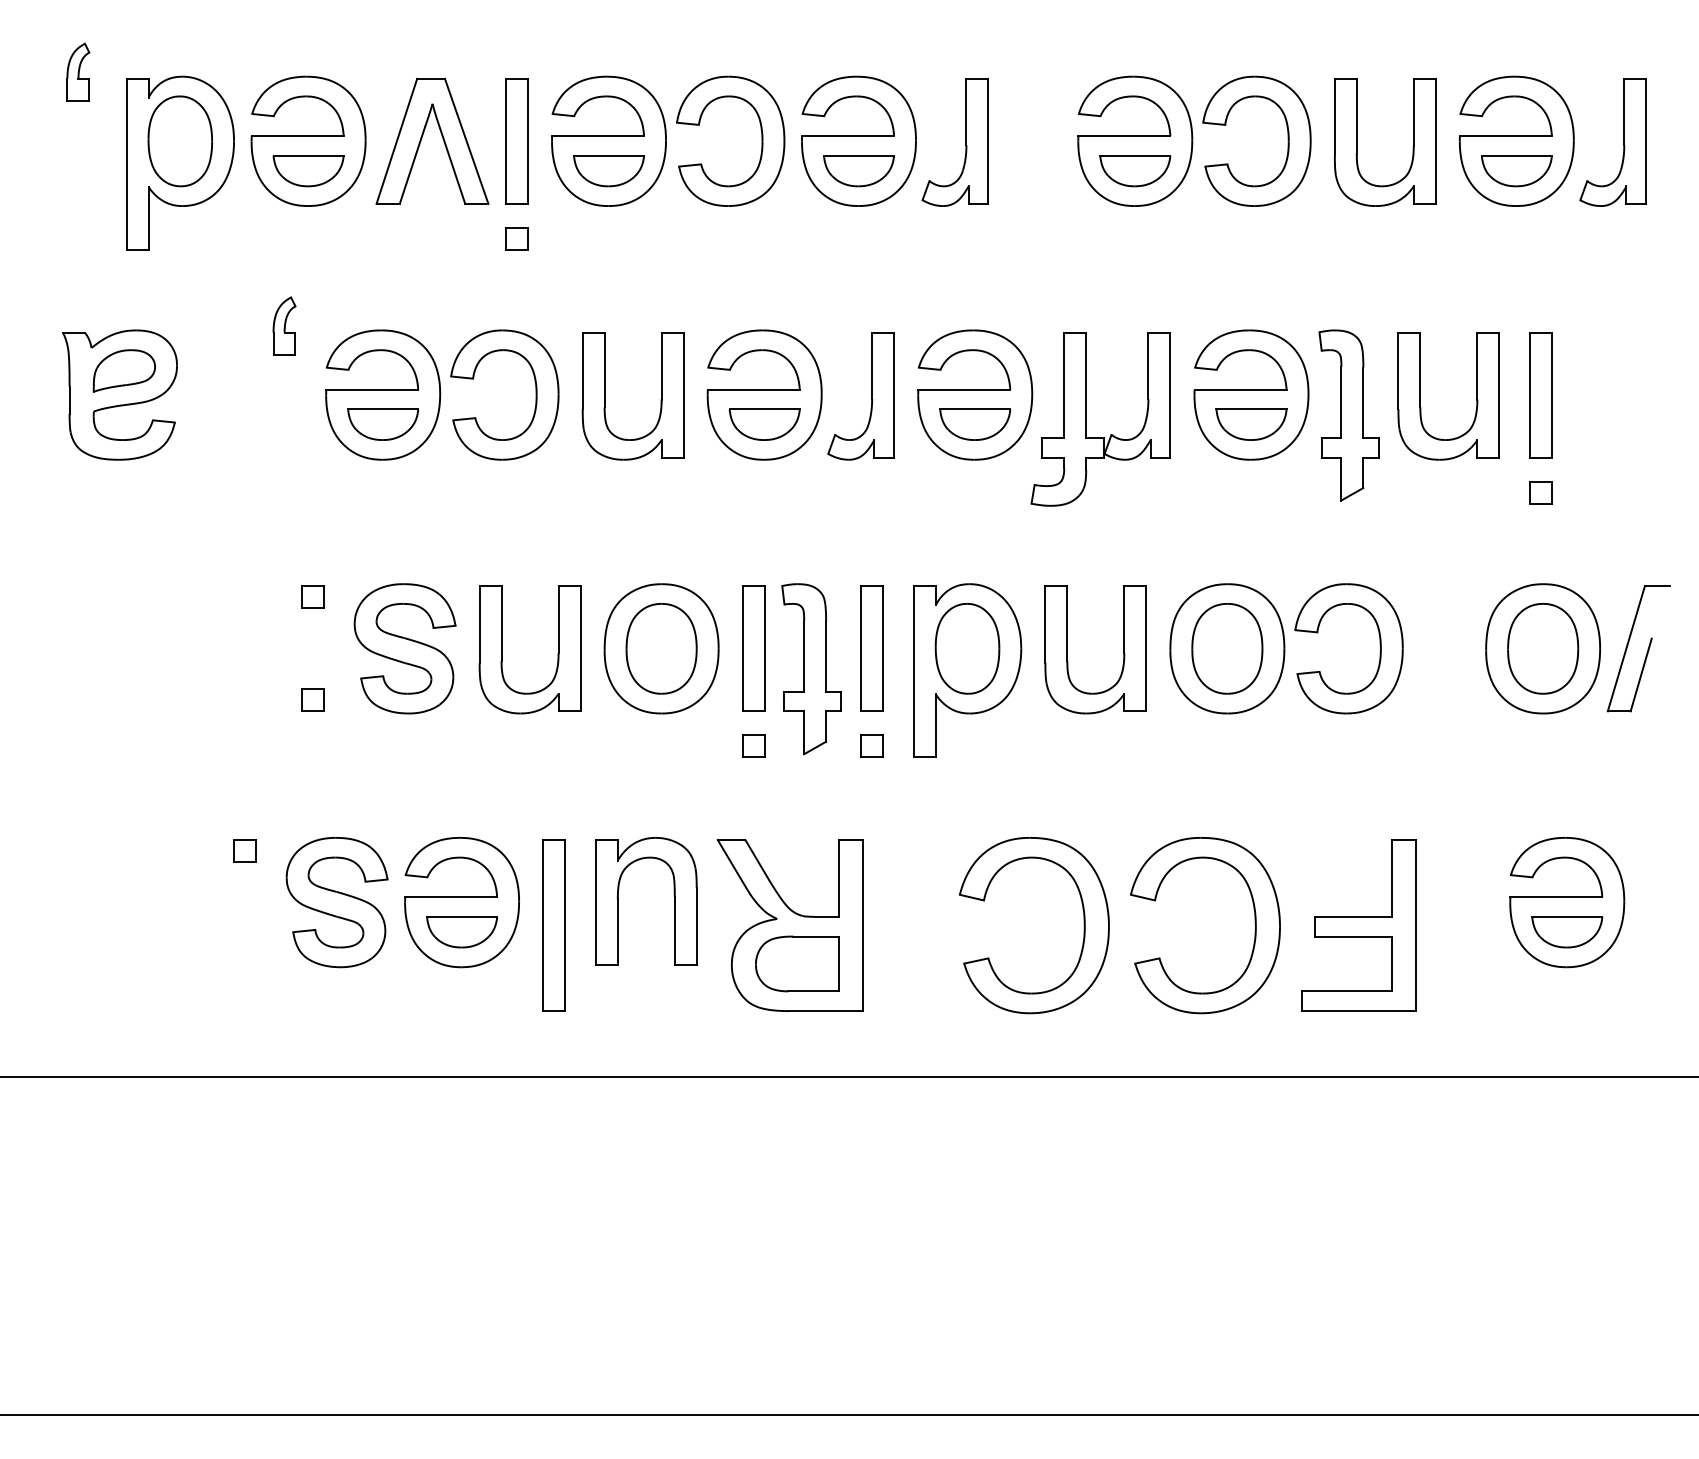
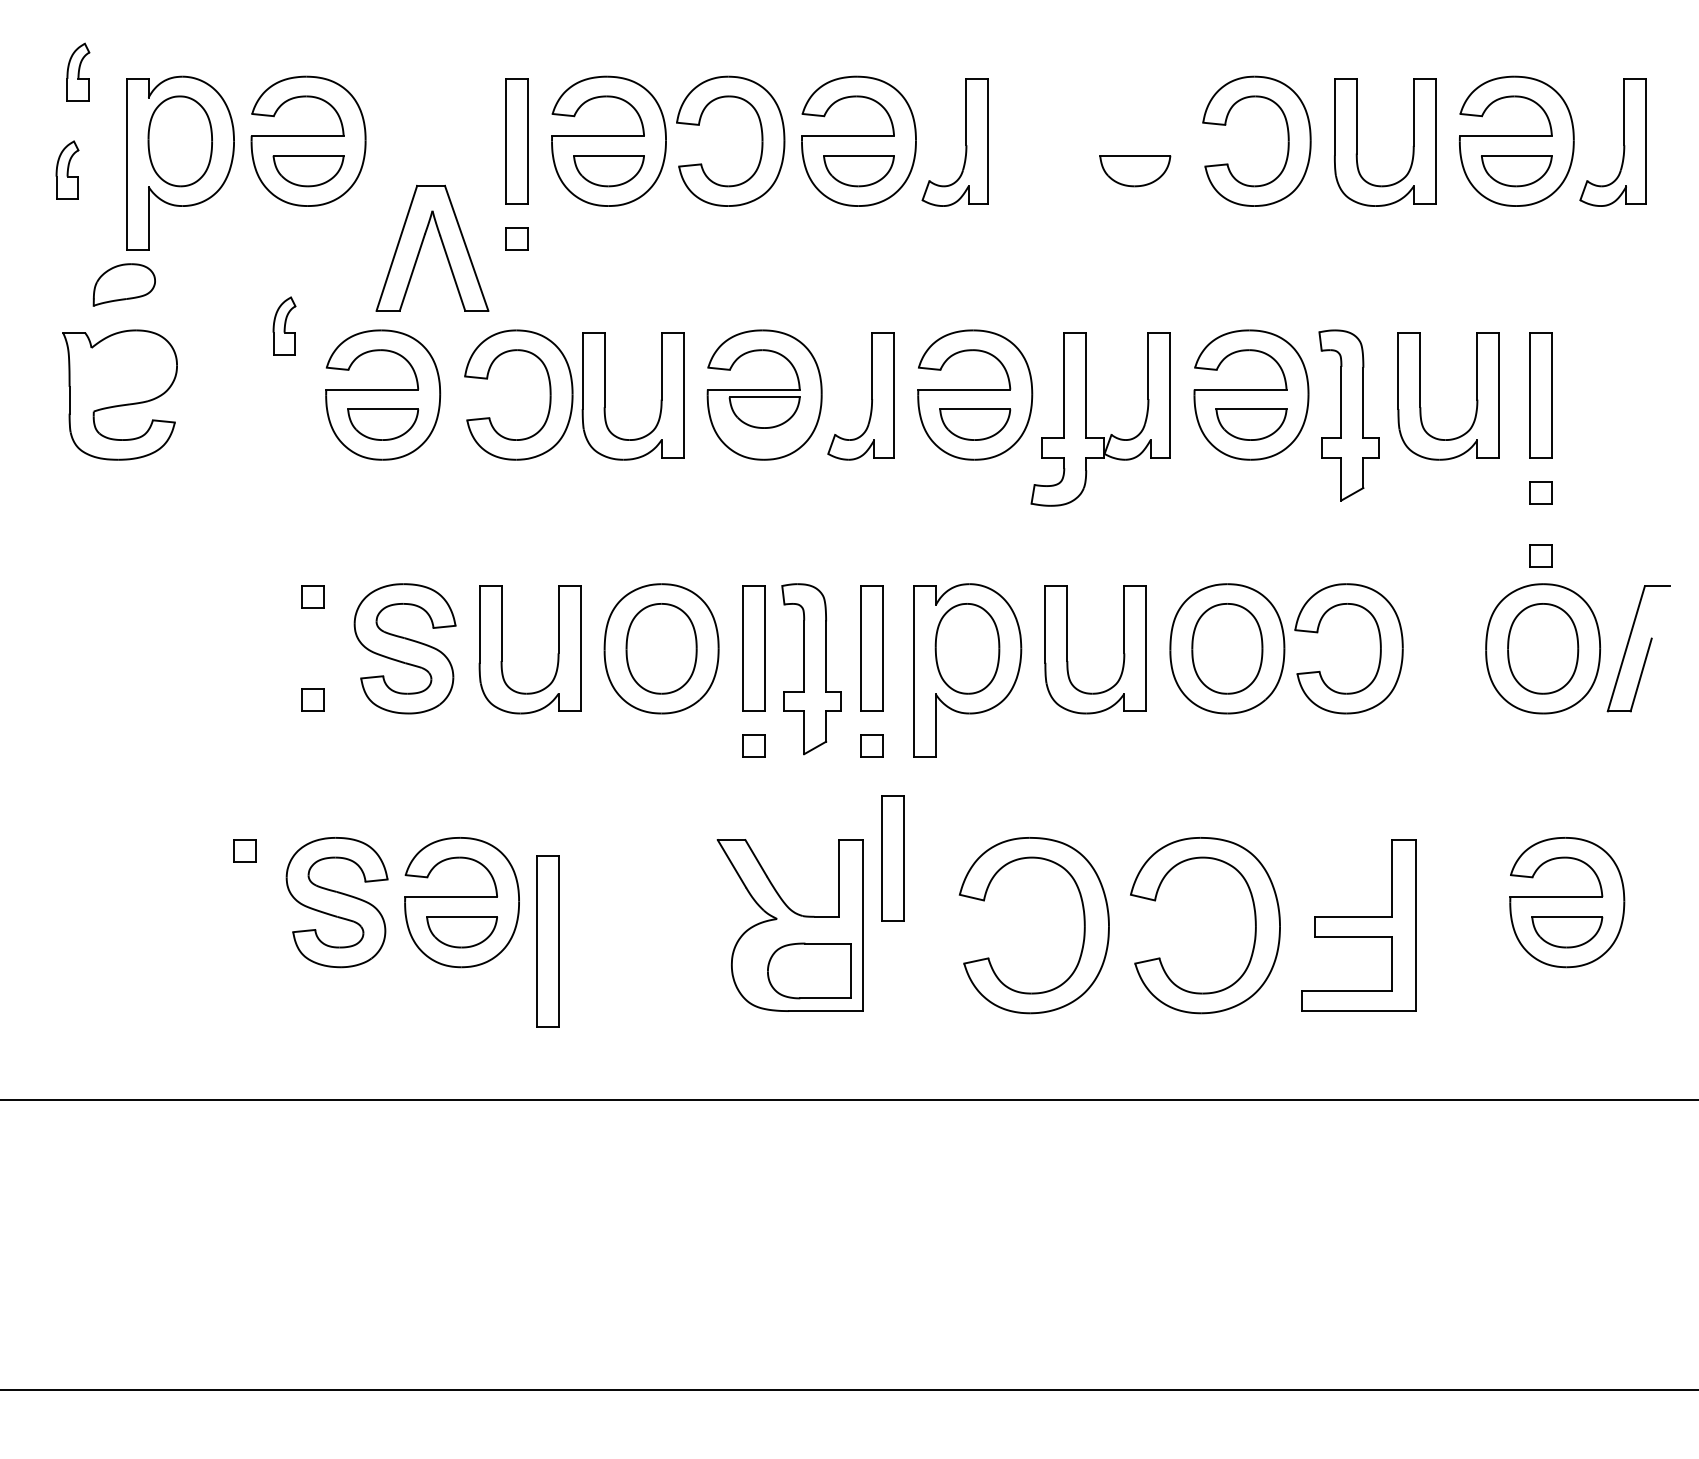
part position: (441, 136) -> (441, 243) (441, 243)
part: present -> none (1135, 140)
part: none -> present (67, 169)
part position: (123, 370) -> (123, 284) (123, 284)
part position: (535, 394) -> (549, 394) (549, 394)
part position: (764, 424) -> (764, 412) (764, 412)
part: none -> present (1540, 555)
part: none -> present (892, 858)
part: present -> none (673, 896)
part position: (553, 925) -> (547, 941) (547, 941)
part position: (797, 963) -> (809, 970) (809, 970)
line position: (848, 1076) -> (848, 1099) (848, 1099)
line position: (848, 1415) -> (848, 1390) (848, 1390)
